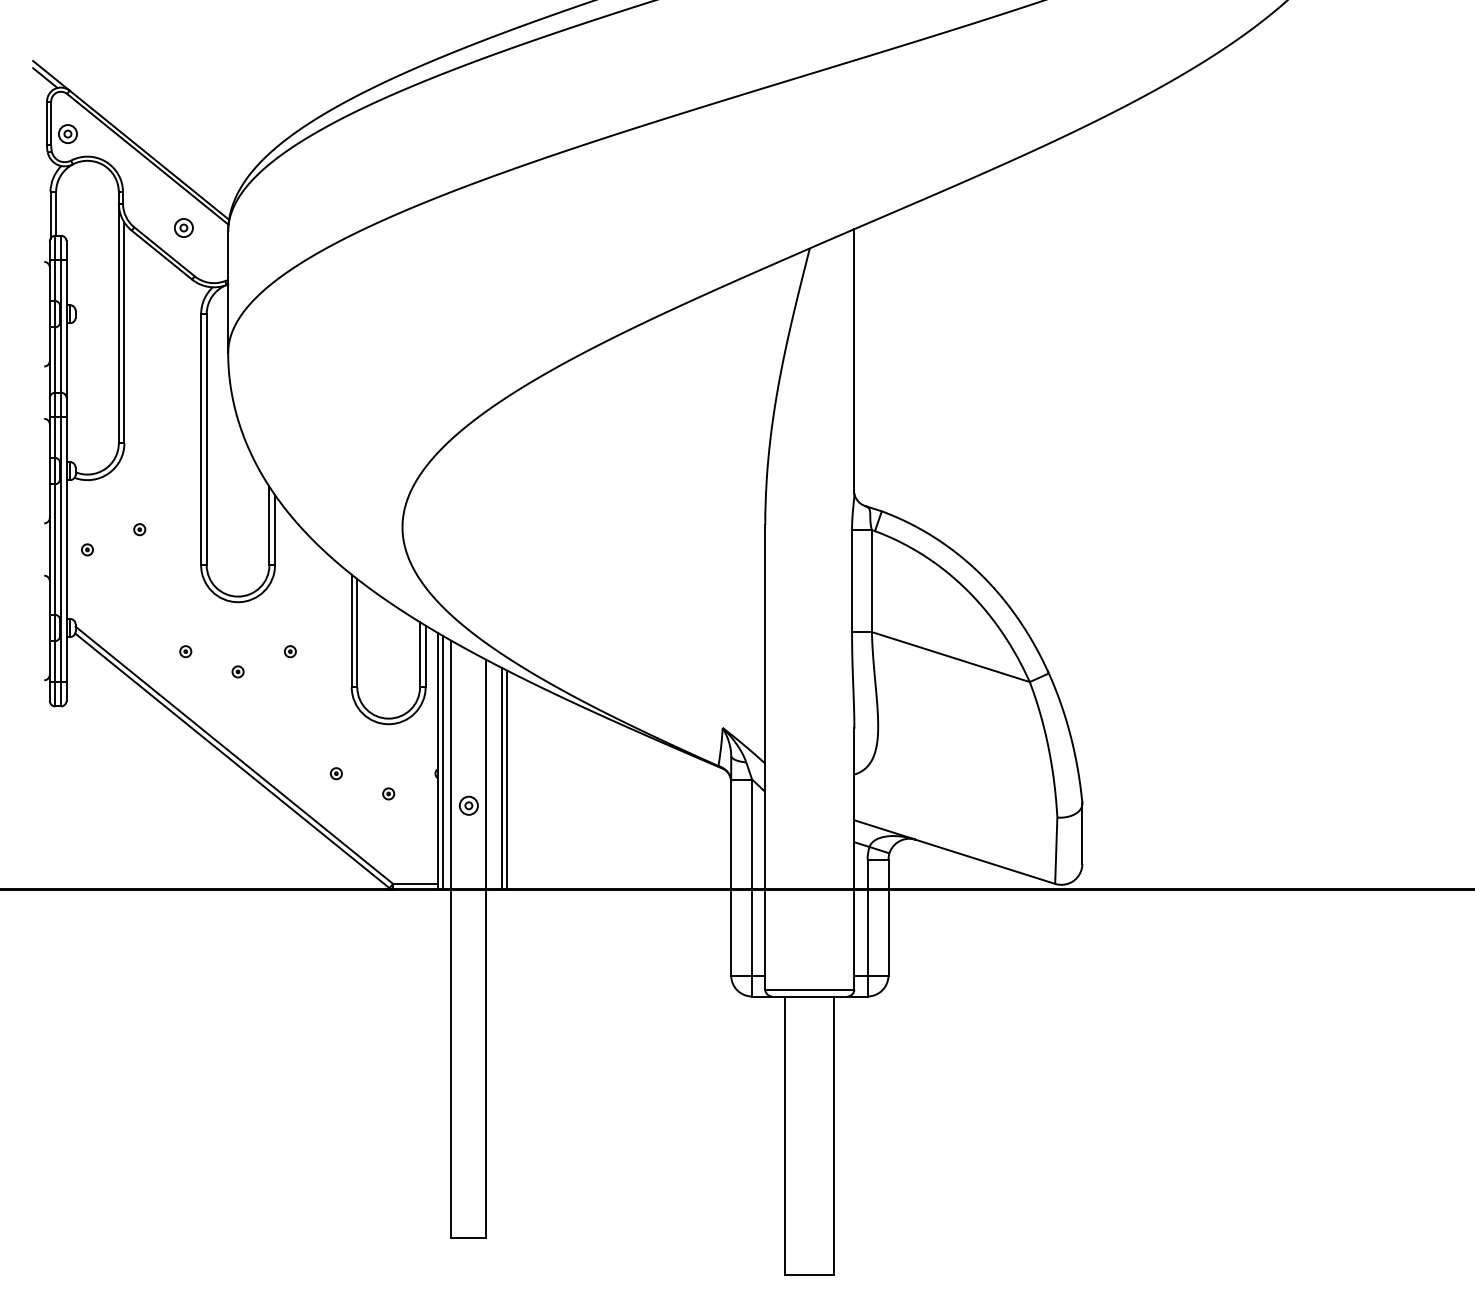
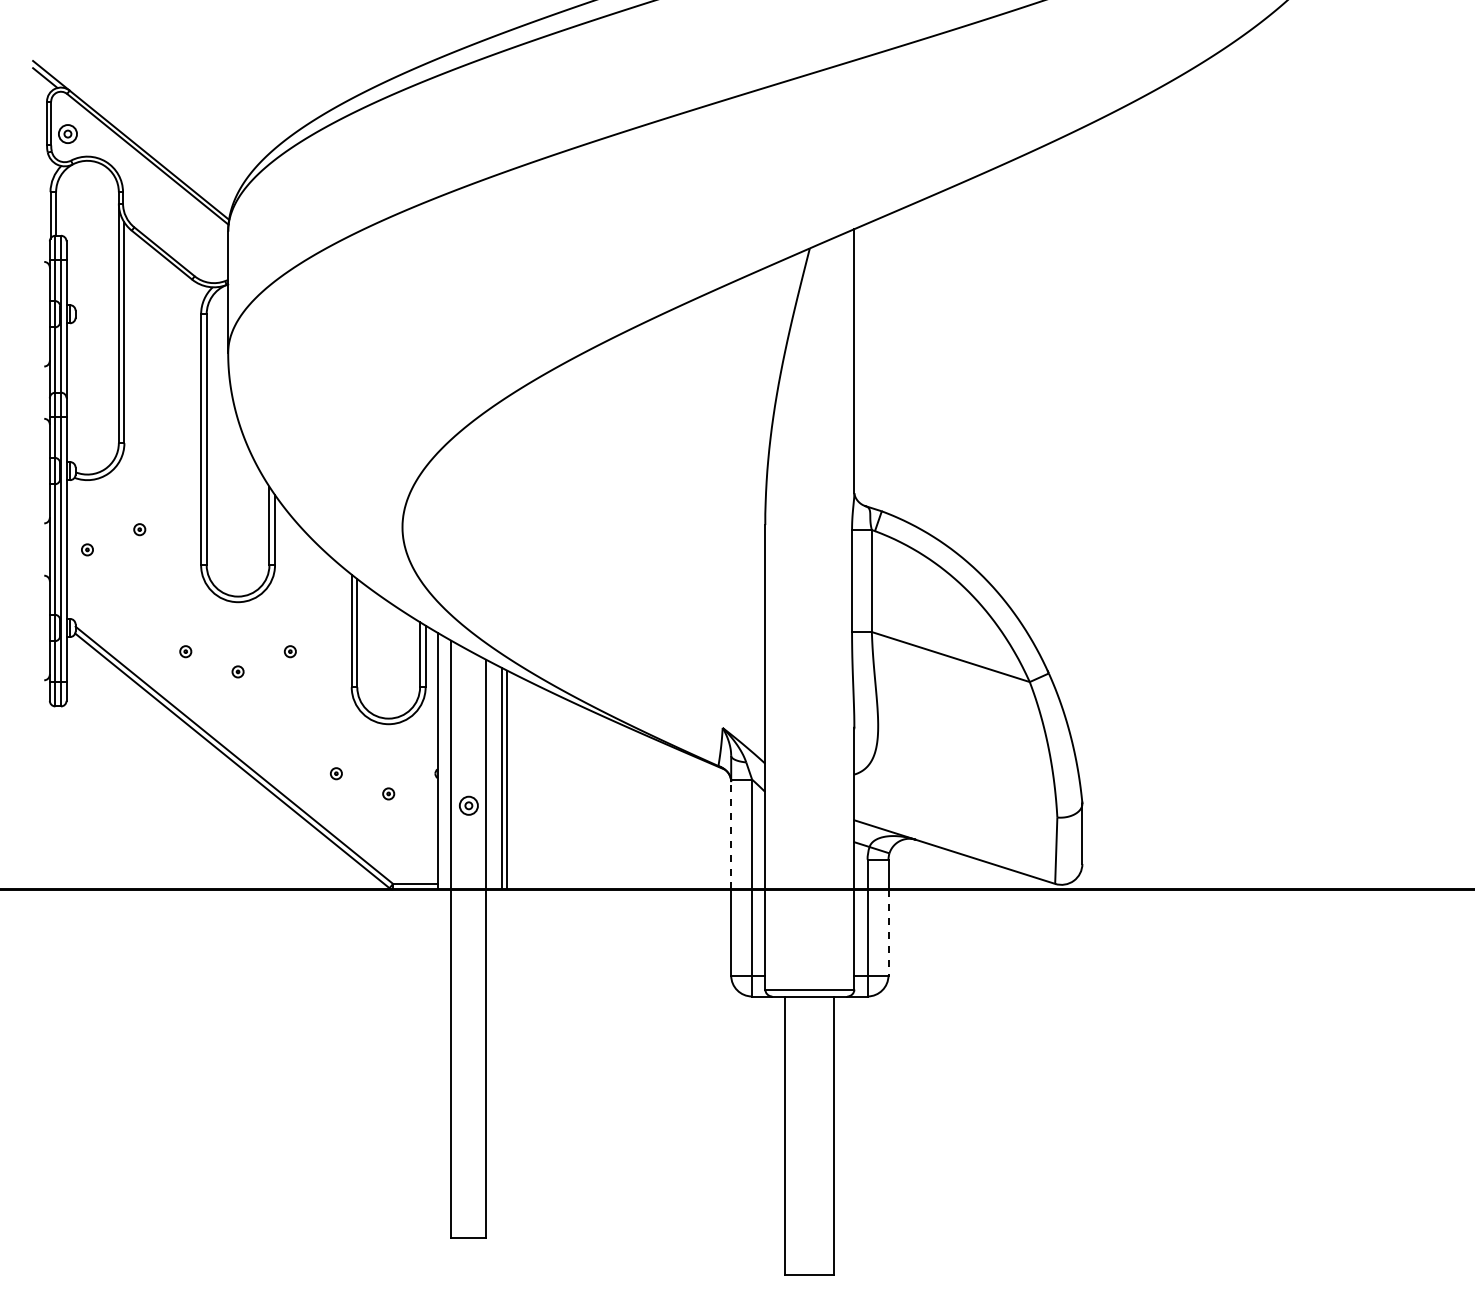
part: present -> none (183, 227)
line: present -> none (443, 762)
line: solid -> dashed (731, 834)
line: solid -> dashed (888, 932)
